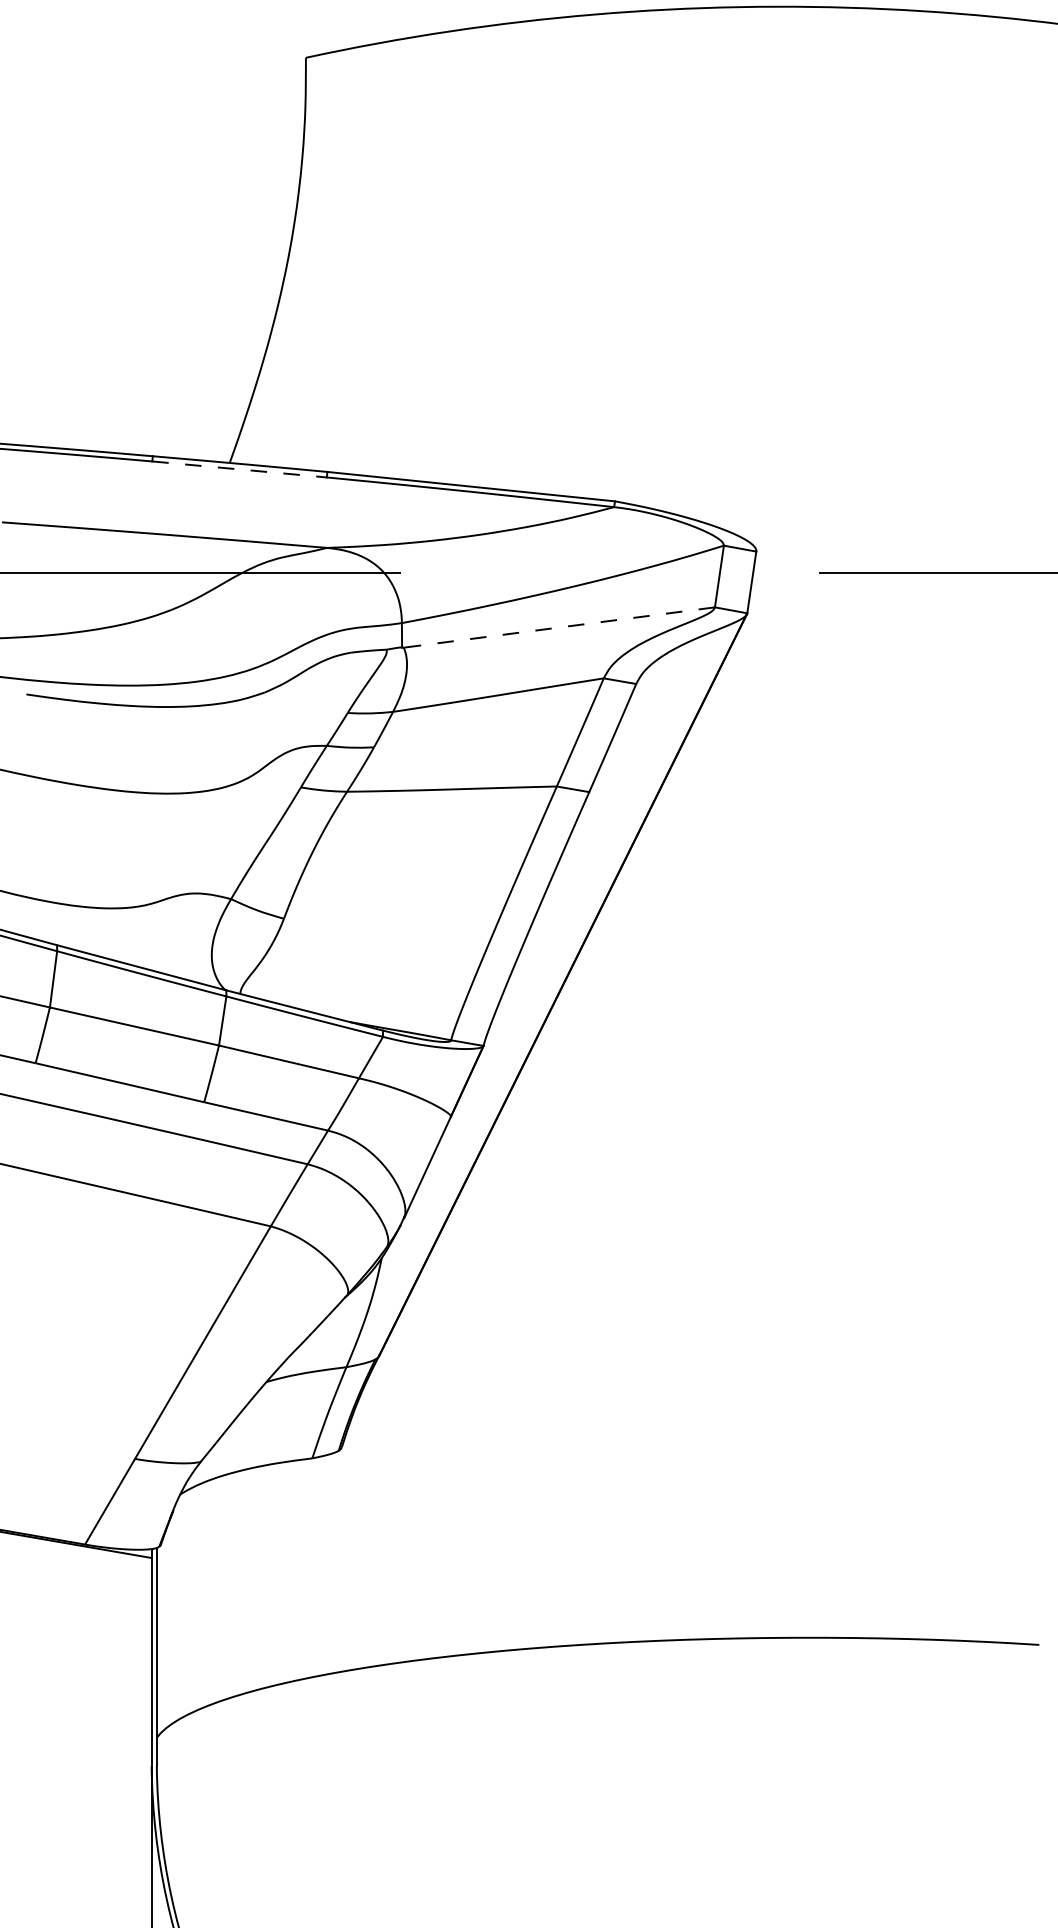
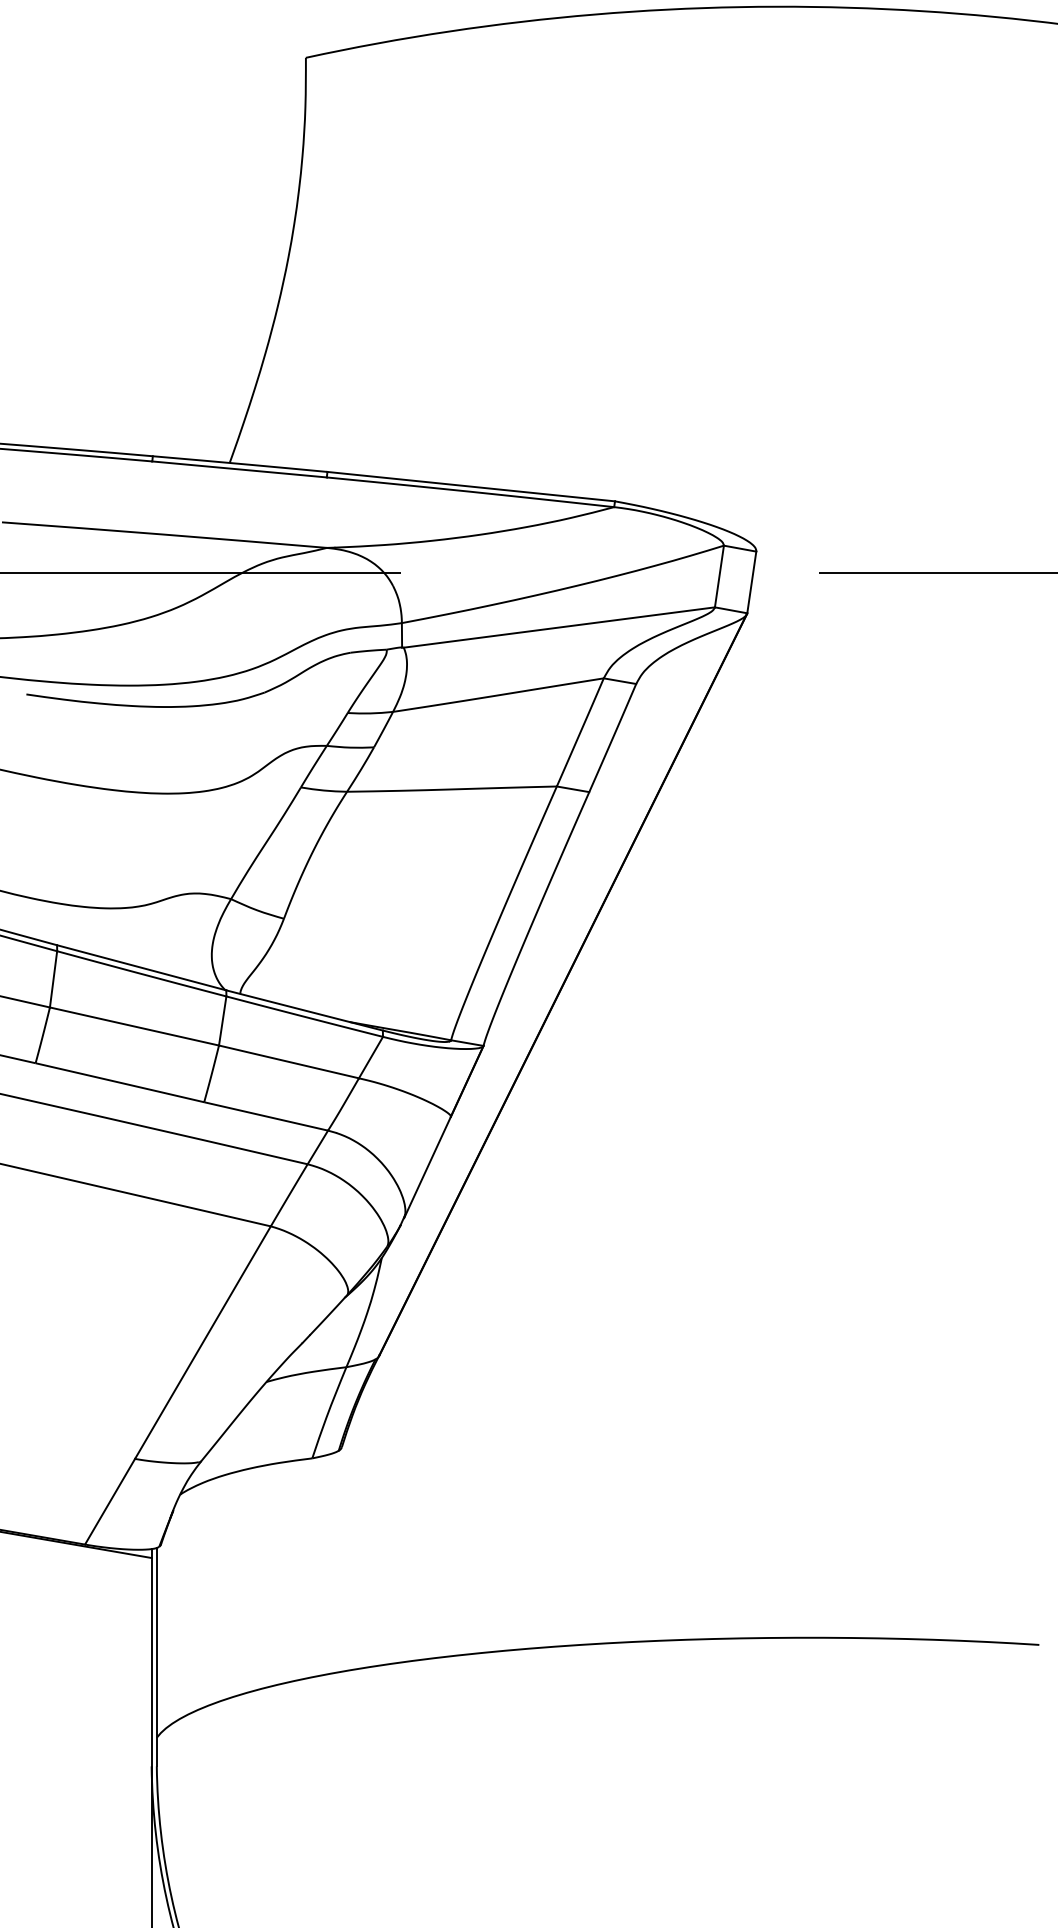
line: dashed -> solid (239, 469)
line: dashed -> solid (559, 627)
